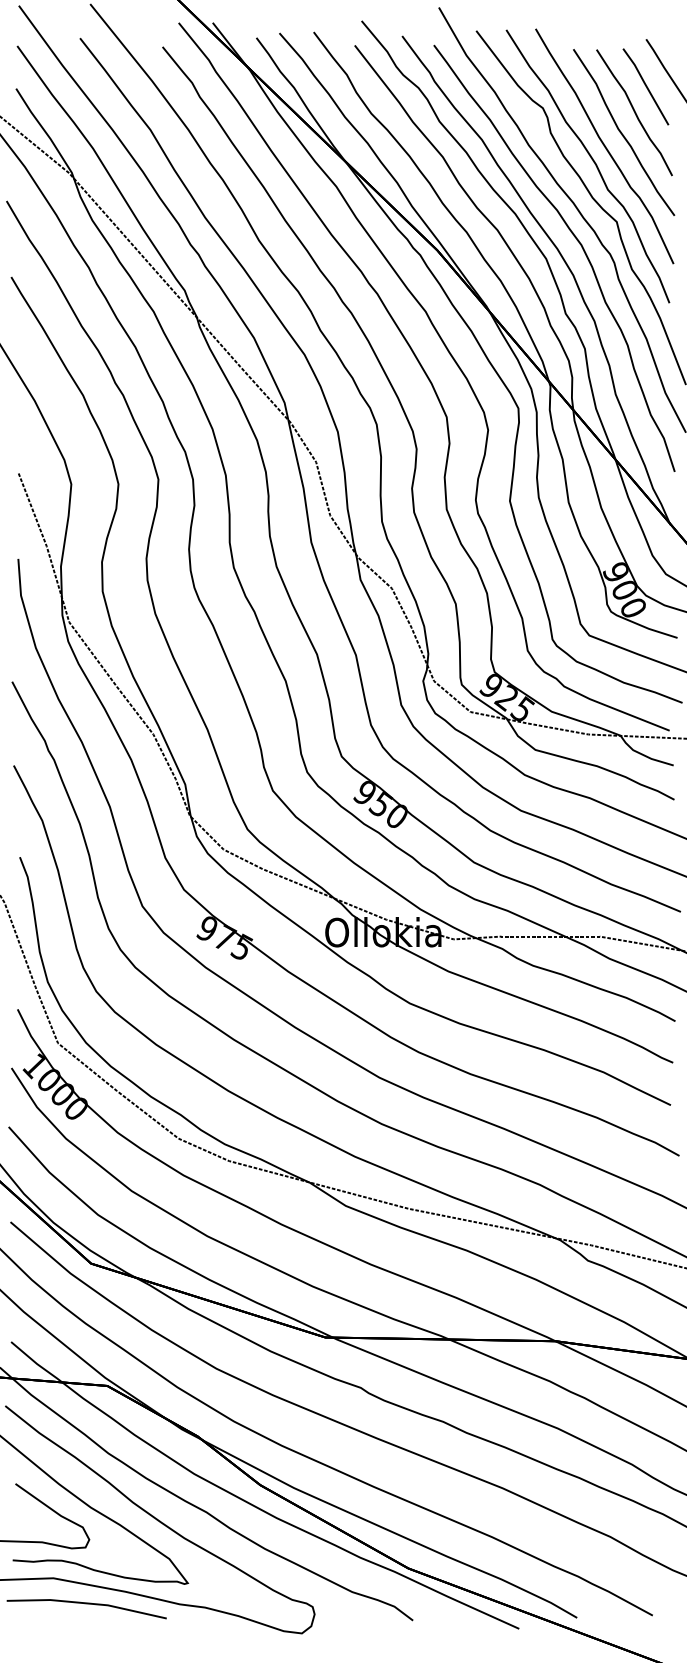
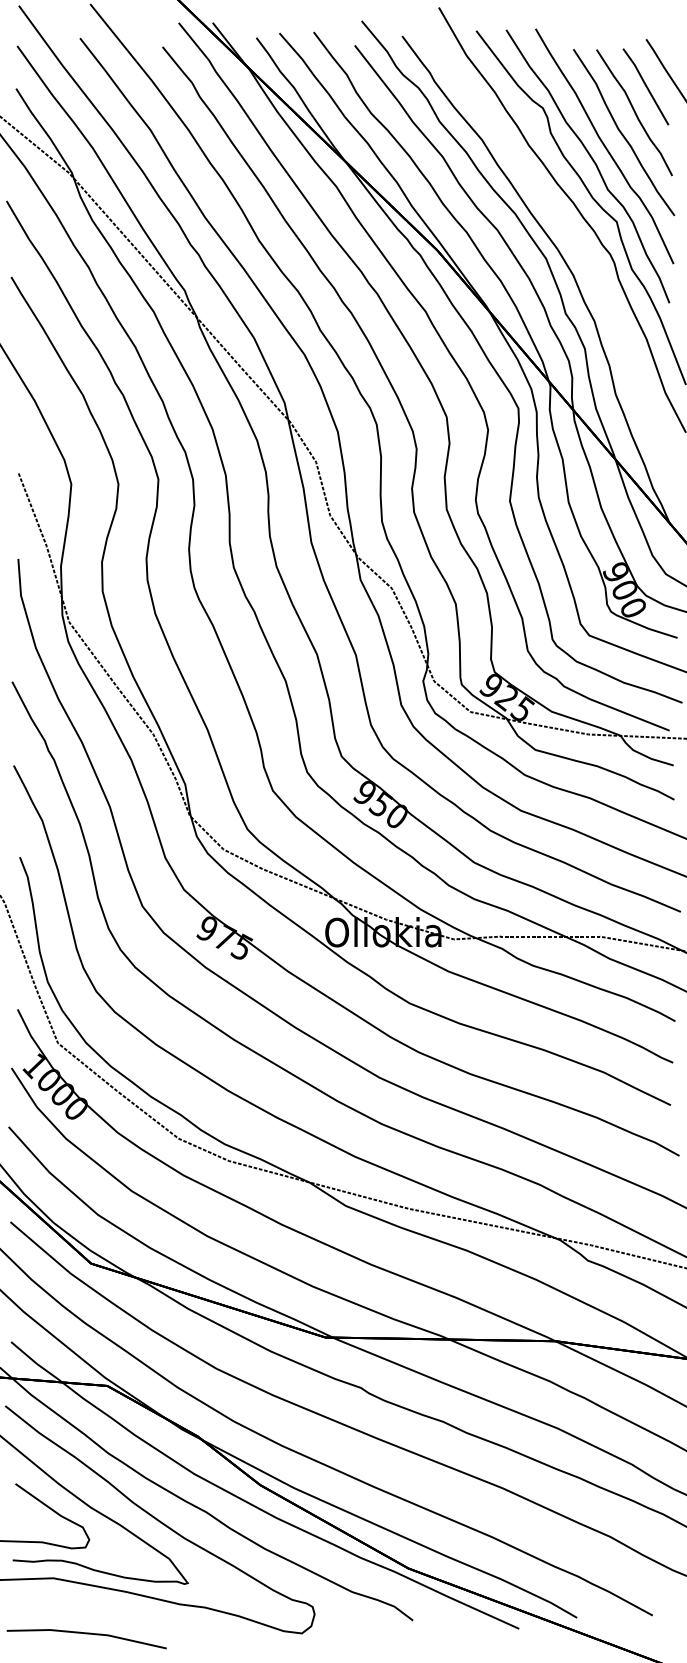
part: present -> none (576, 240)
line position: (86, 1604) -> (86, 1634) (86, 1634)
